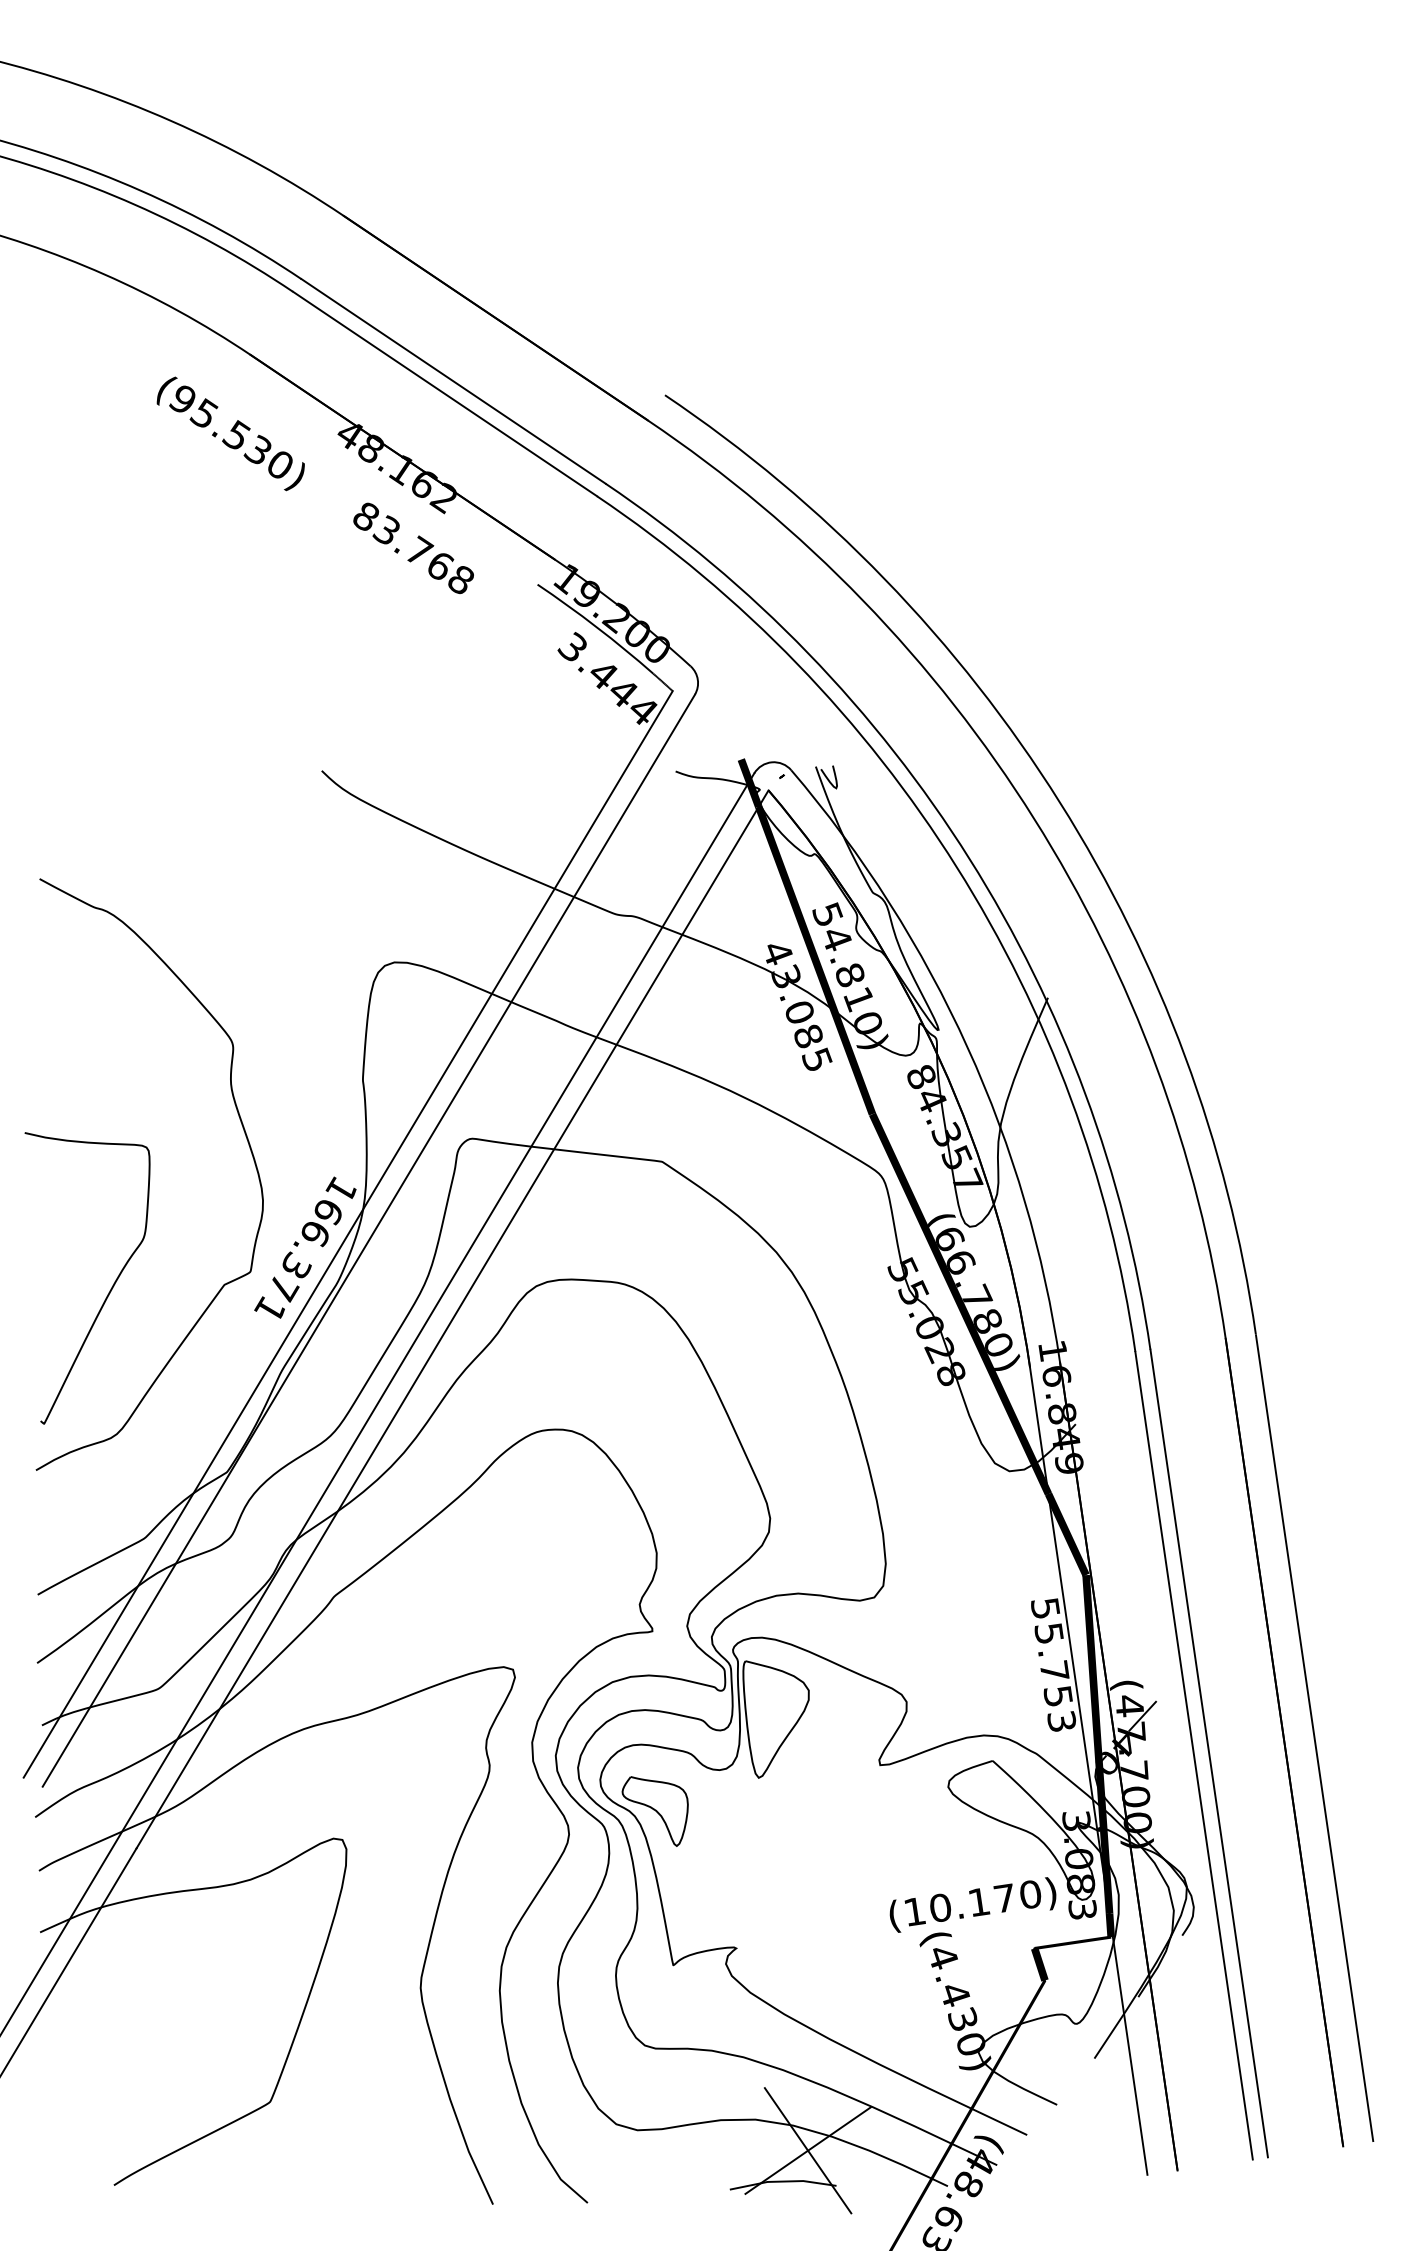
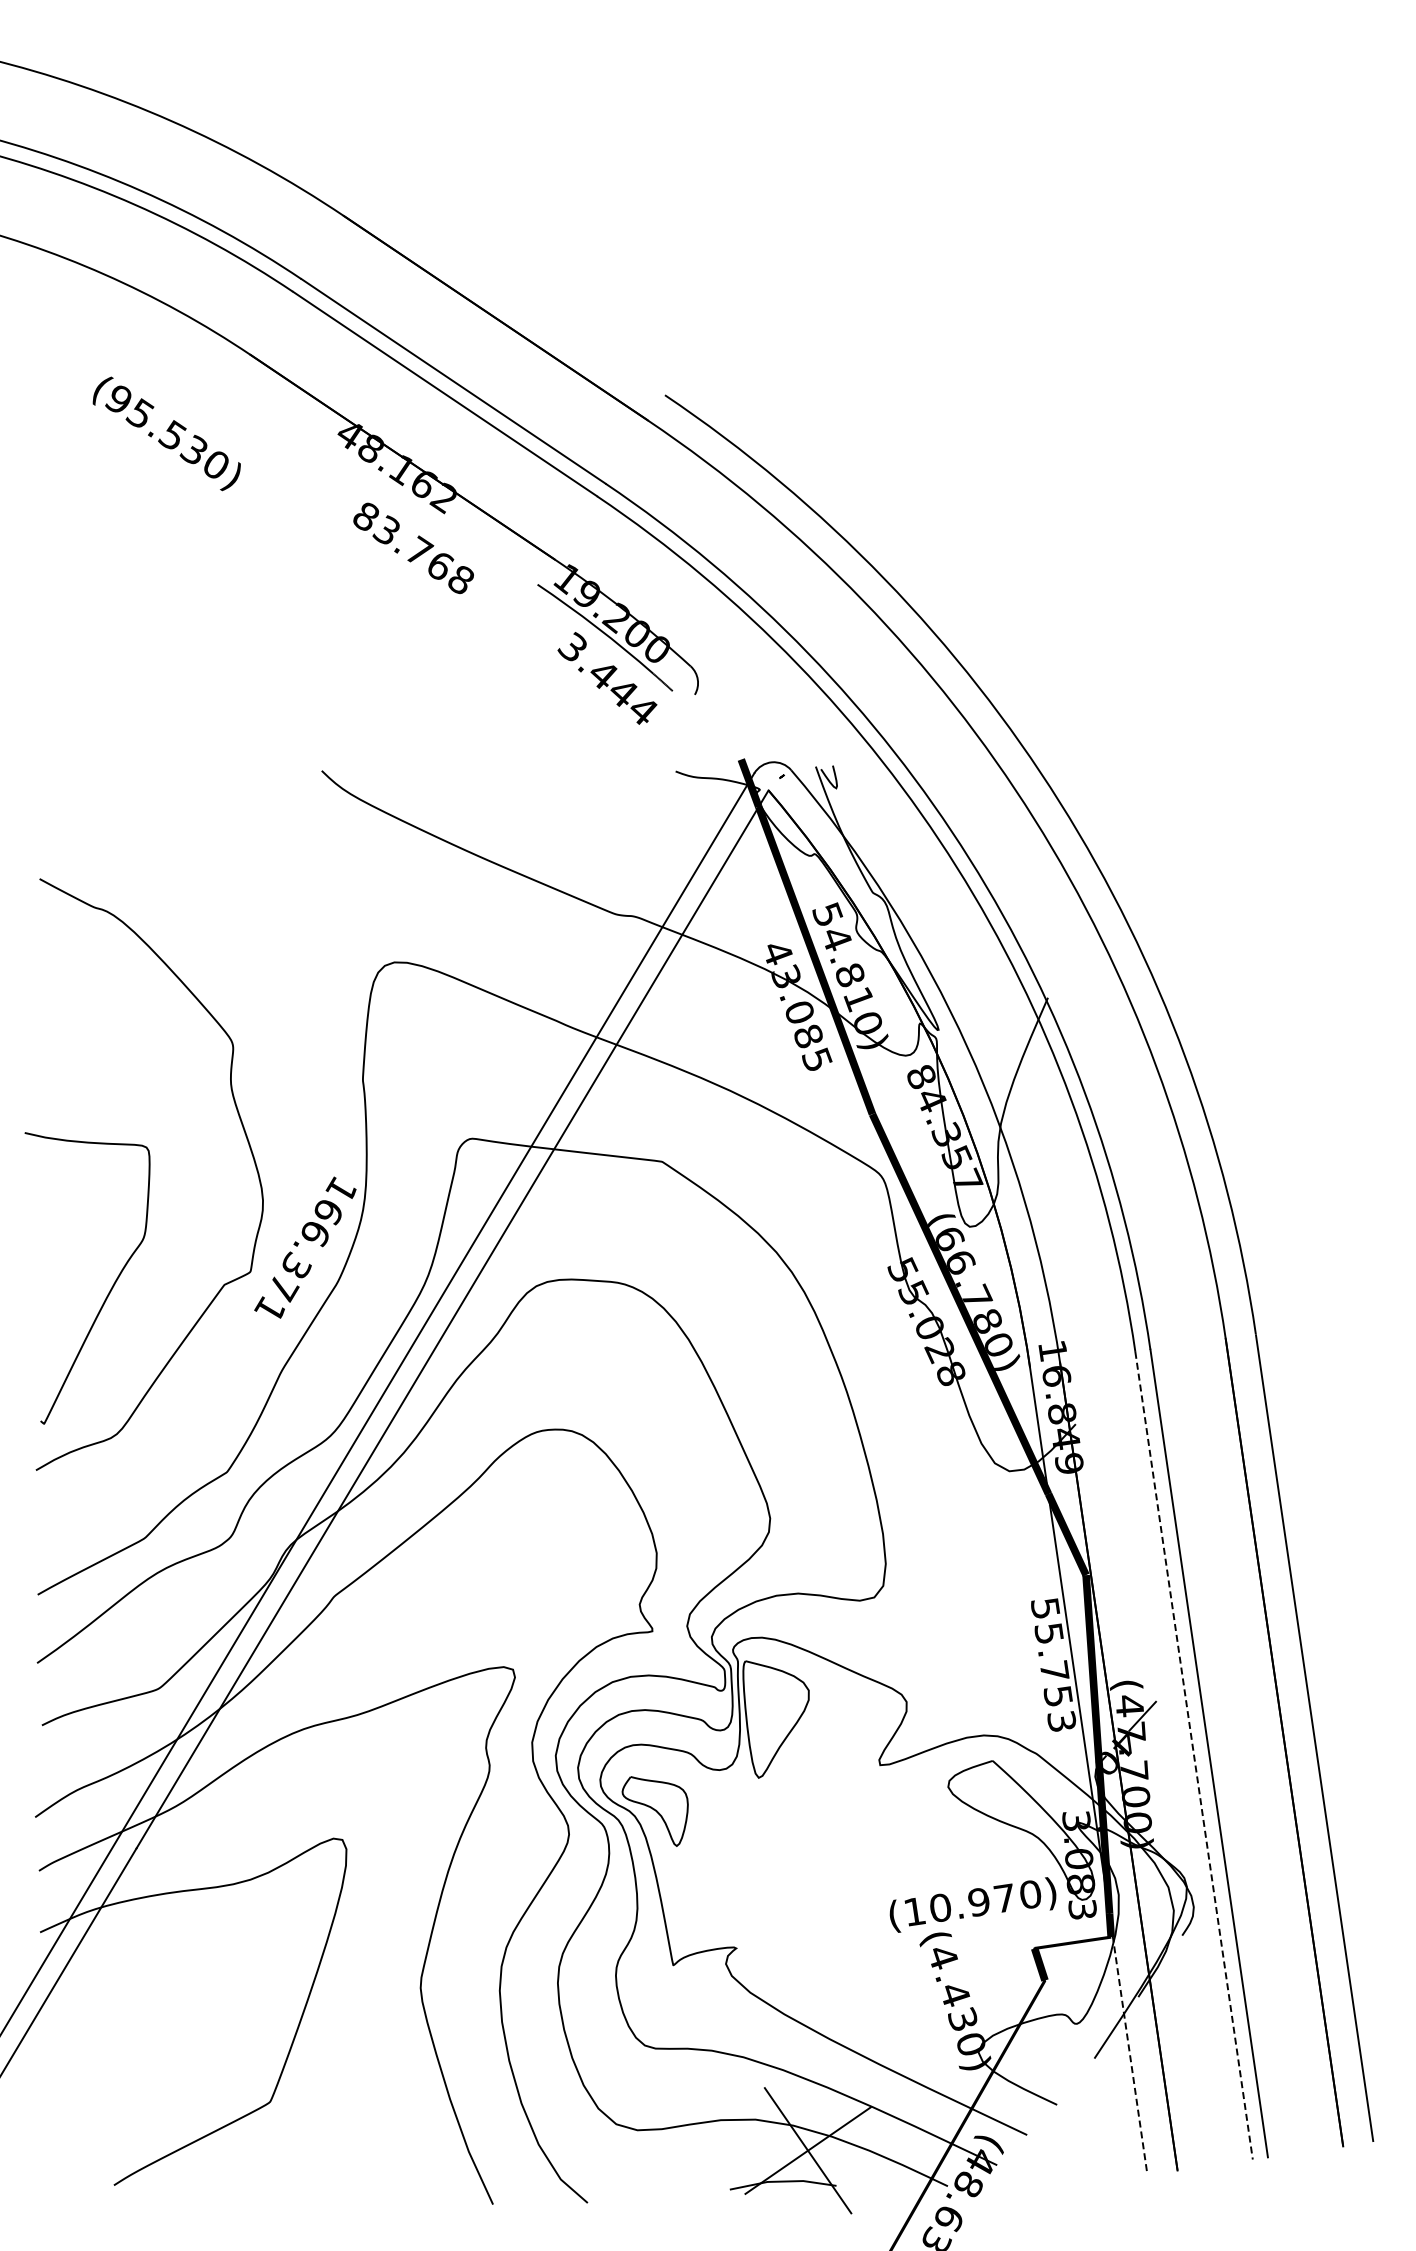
text position: (230, 433) -> (166, 433) (166, 433)
line: present -> none (347, 1234)
line: present -> none (368, 1240)
line: solid -> dashed (1194, 1756)
text: (10.170) -> (10.970) (979, 1902)
line: solid -> dashed (1128, 2044)
